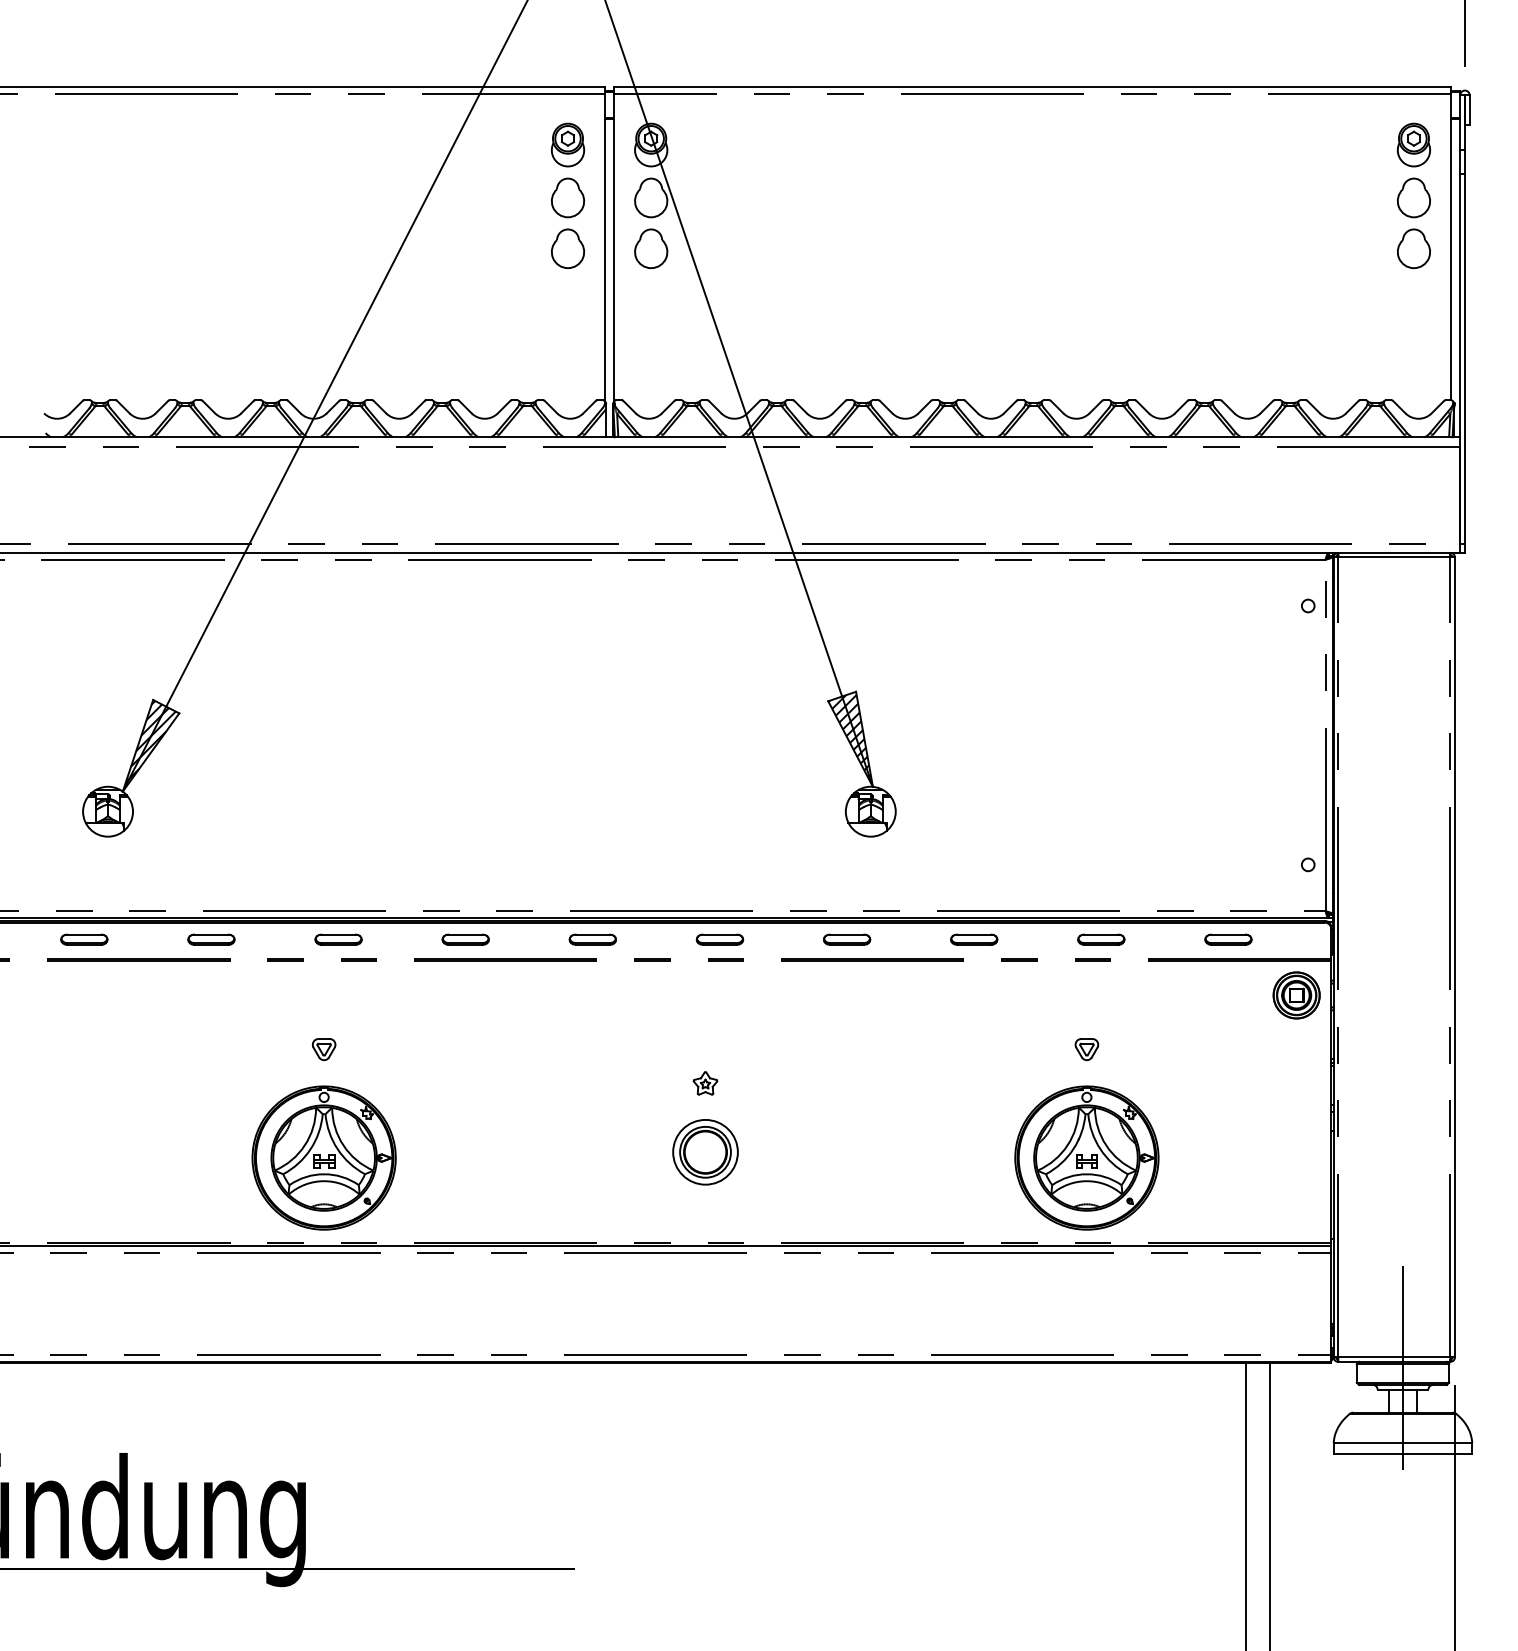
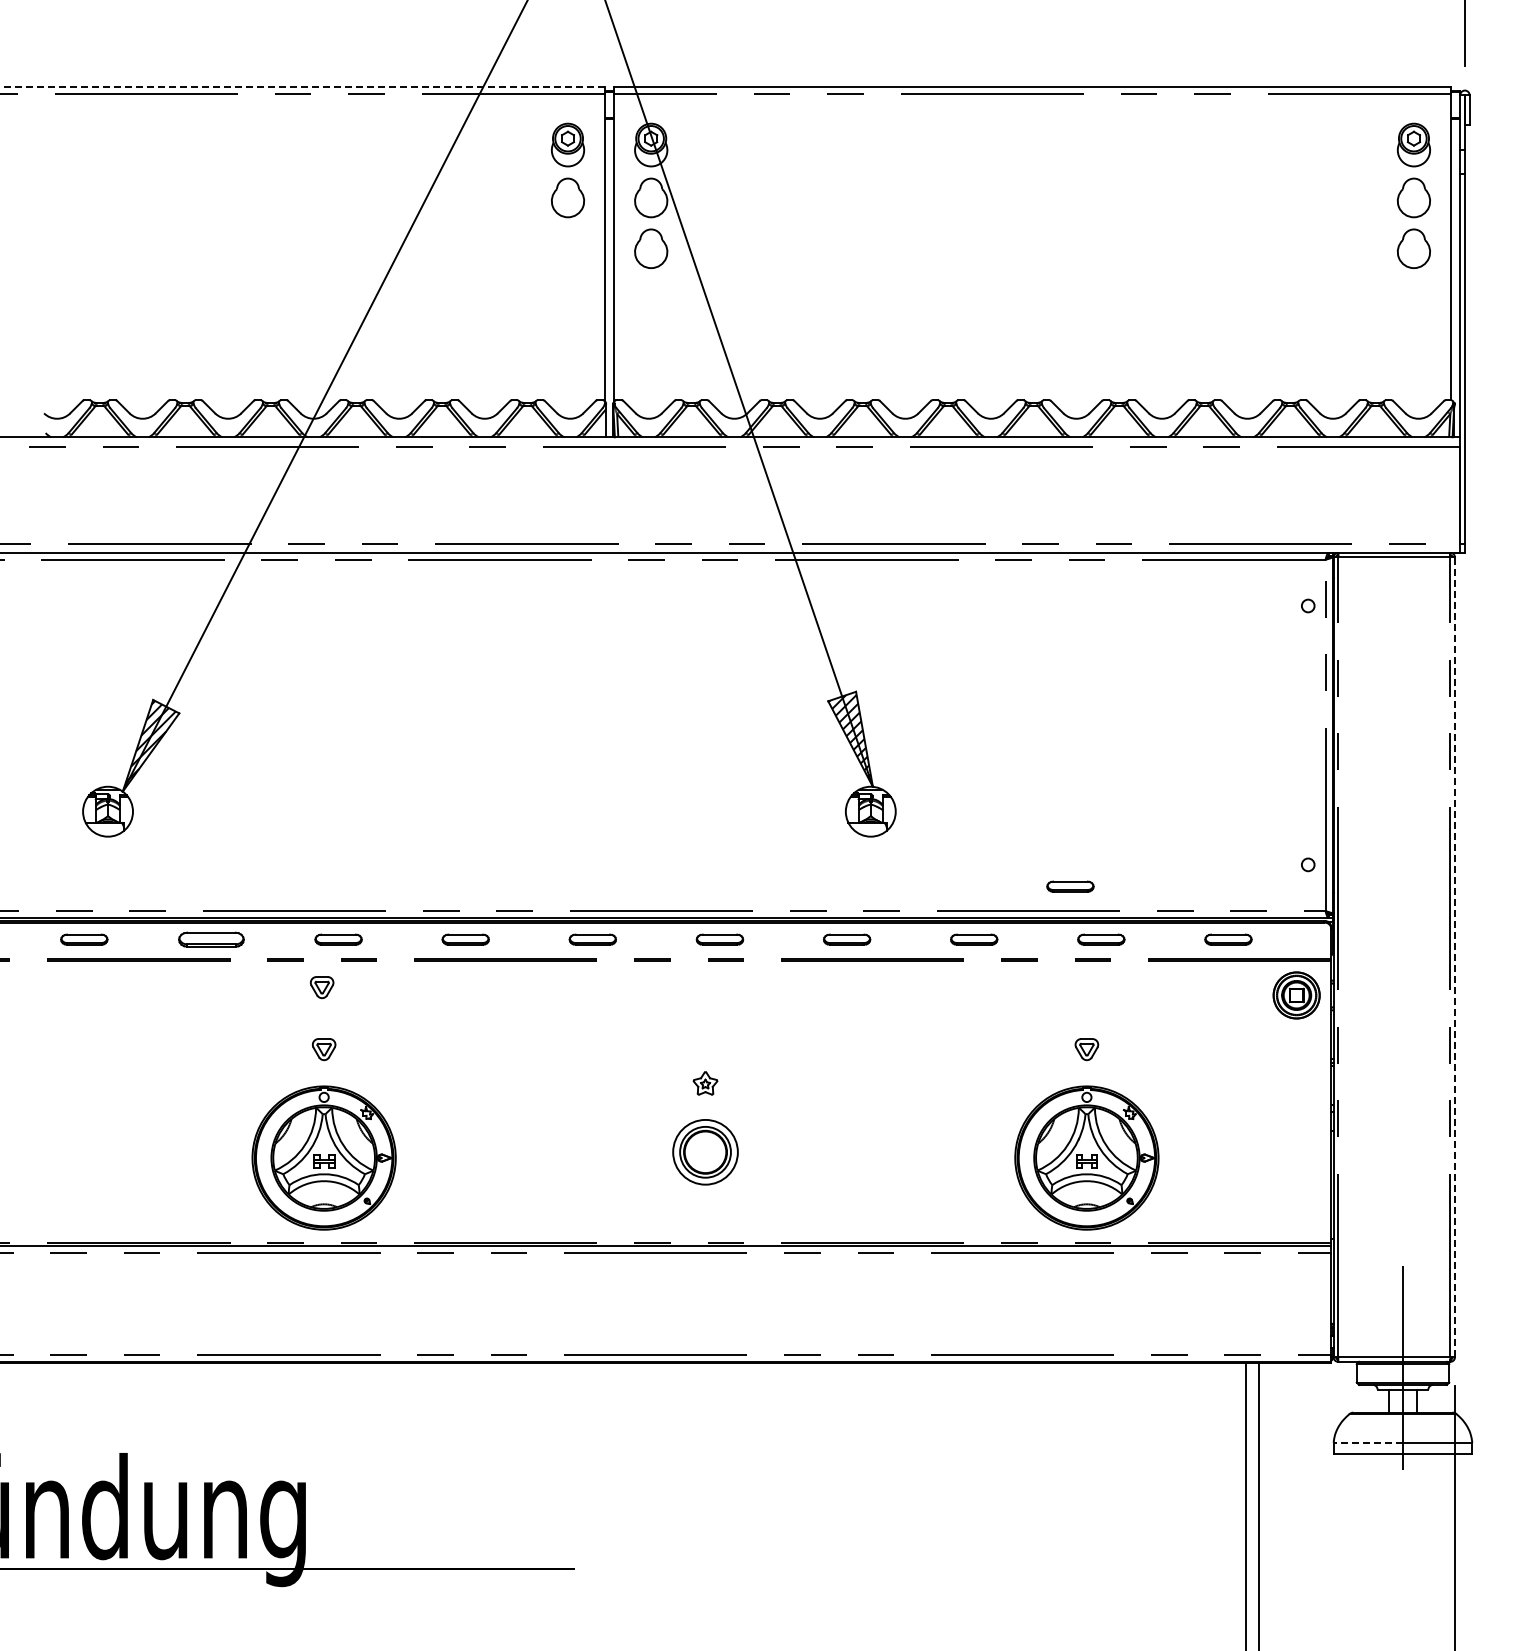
line: solid -> dashed (302, 86)
part: present -> none (568, 248)
part: none -> present (1070, 886)
part size: 49x13 px -> 67x17 px (211, 939)
line: solid -> dashed (1455, 957)
part: none -> present (322, 987)
line: solid -> dashed (1368, 1442)
line position: (1269, 1504) -> (1258, 1504) (1258, 1504)
